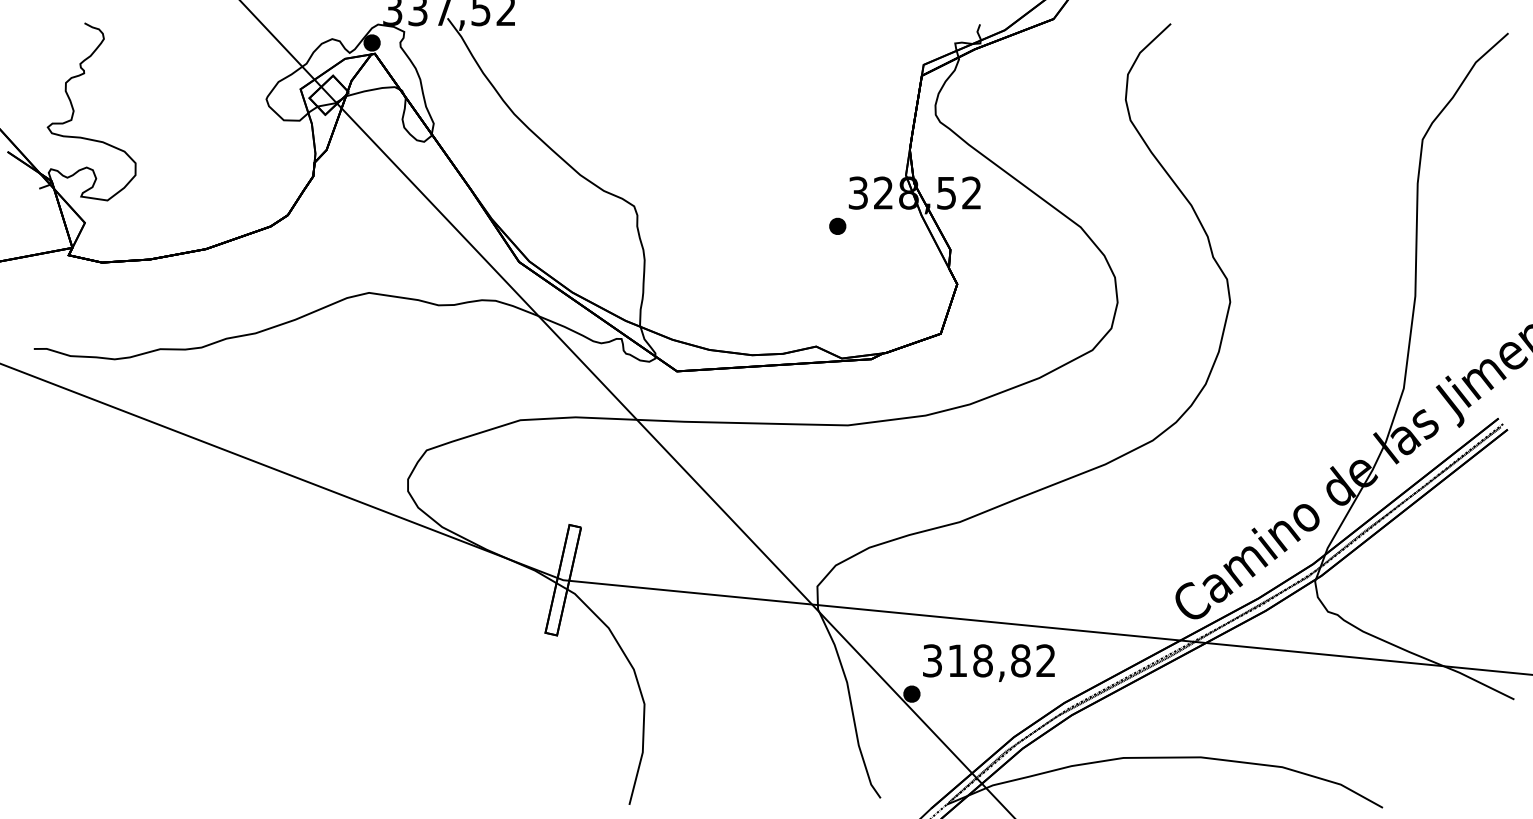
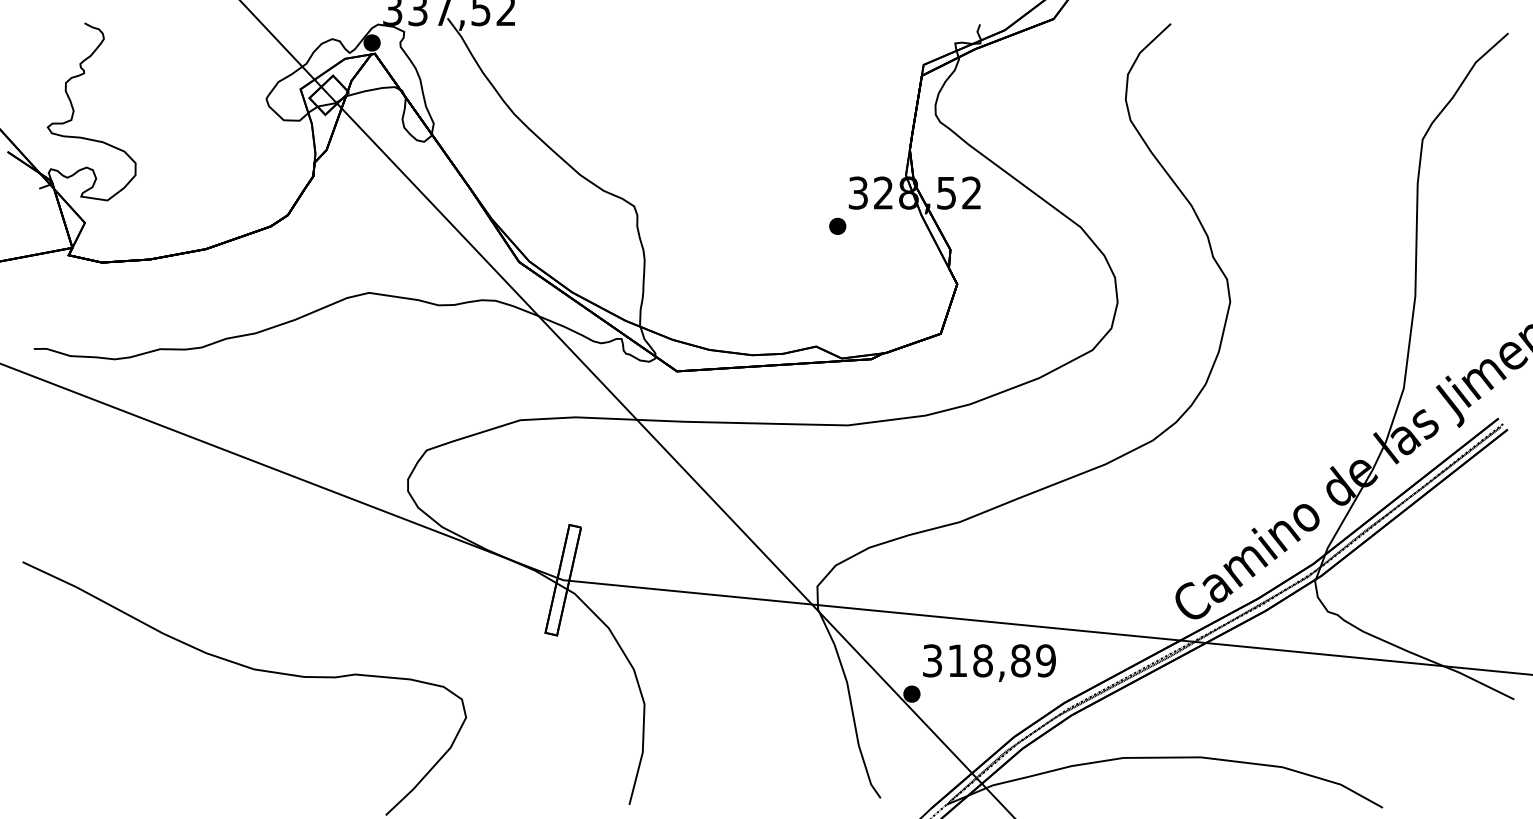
text: 318,82 -> 318,89 (1045, 660)
curve: none -> present (250, 669)
